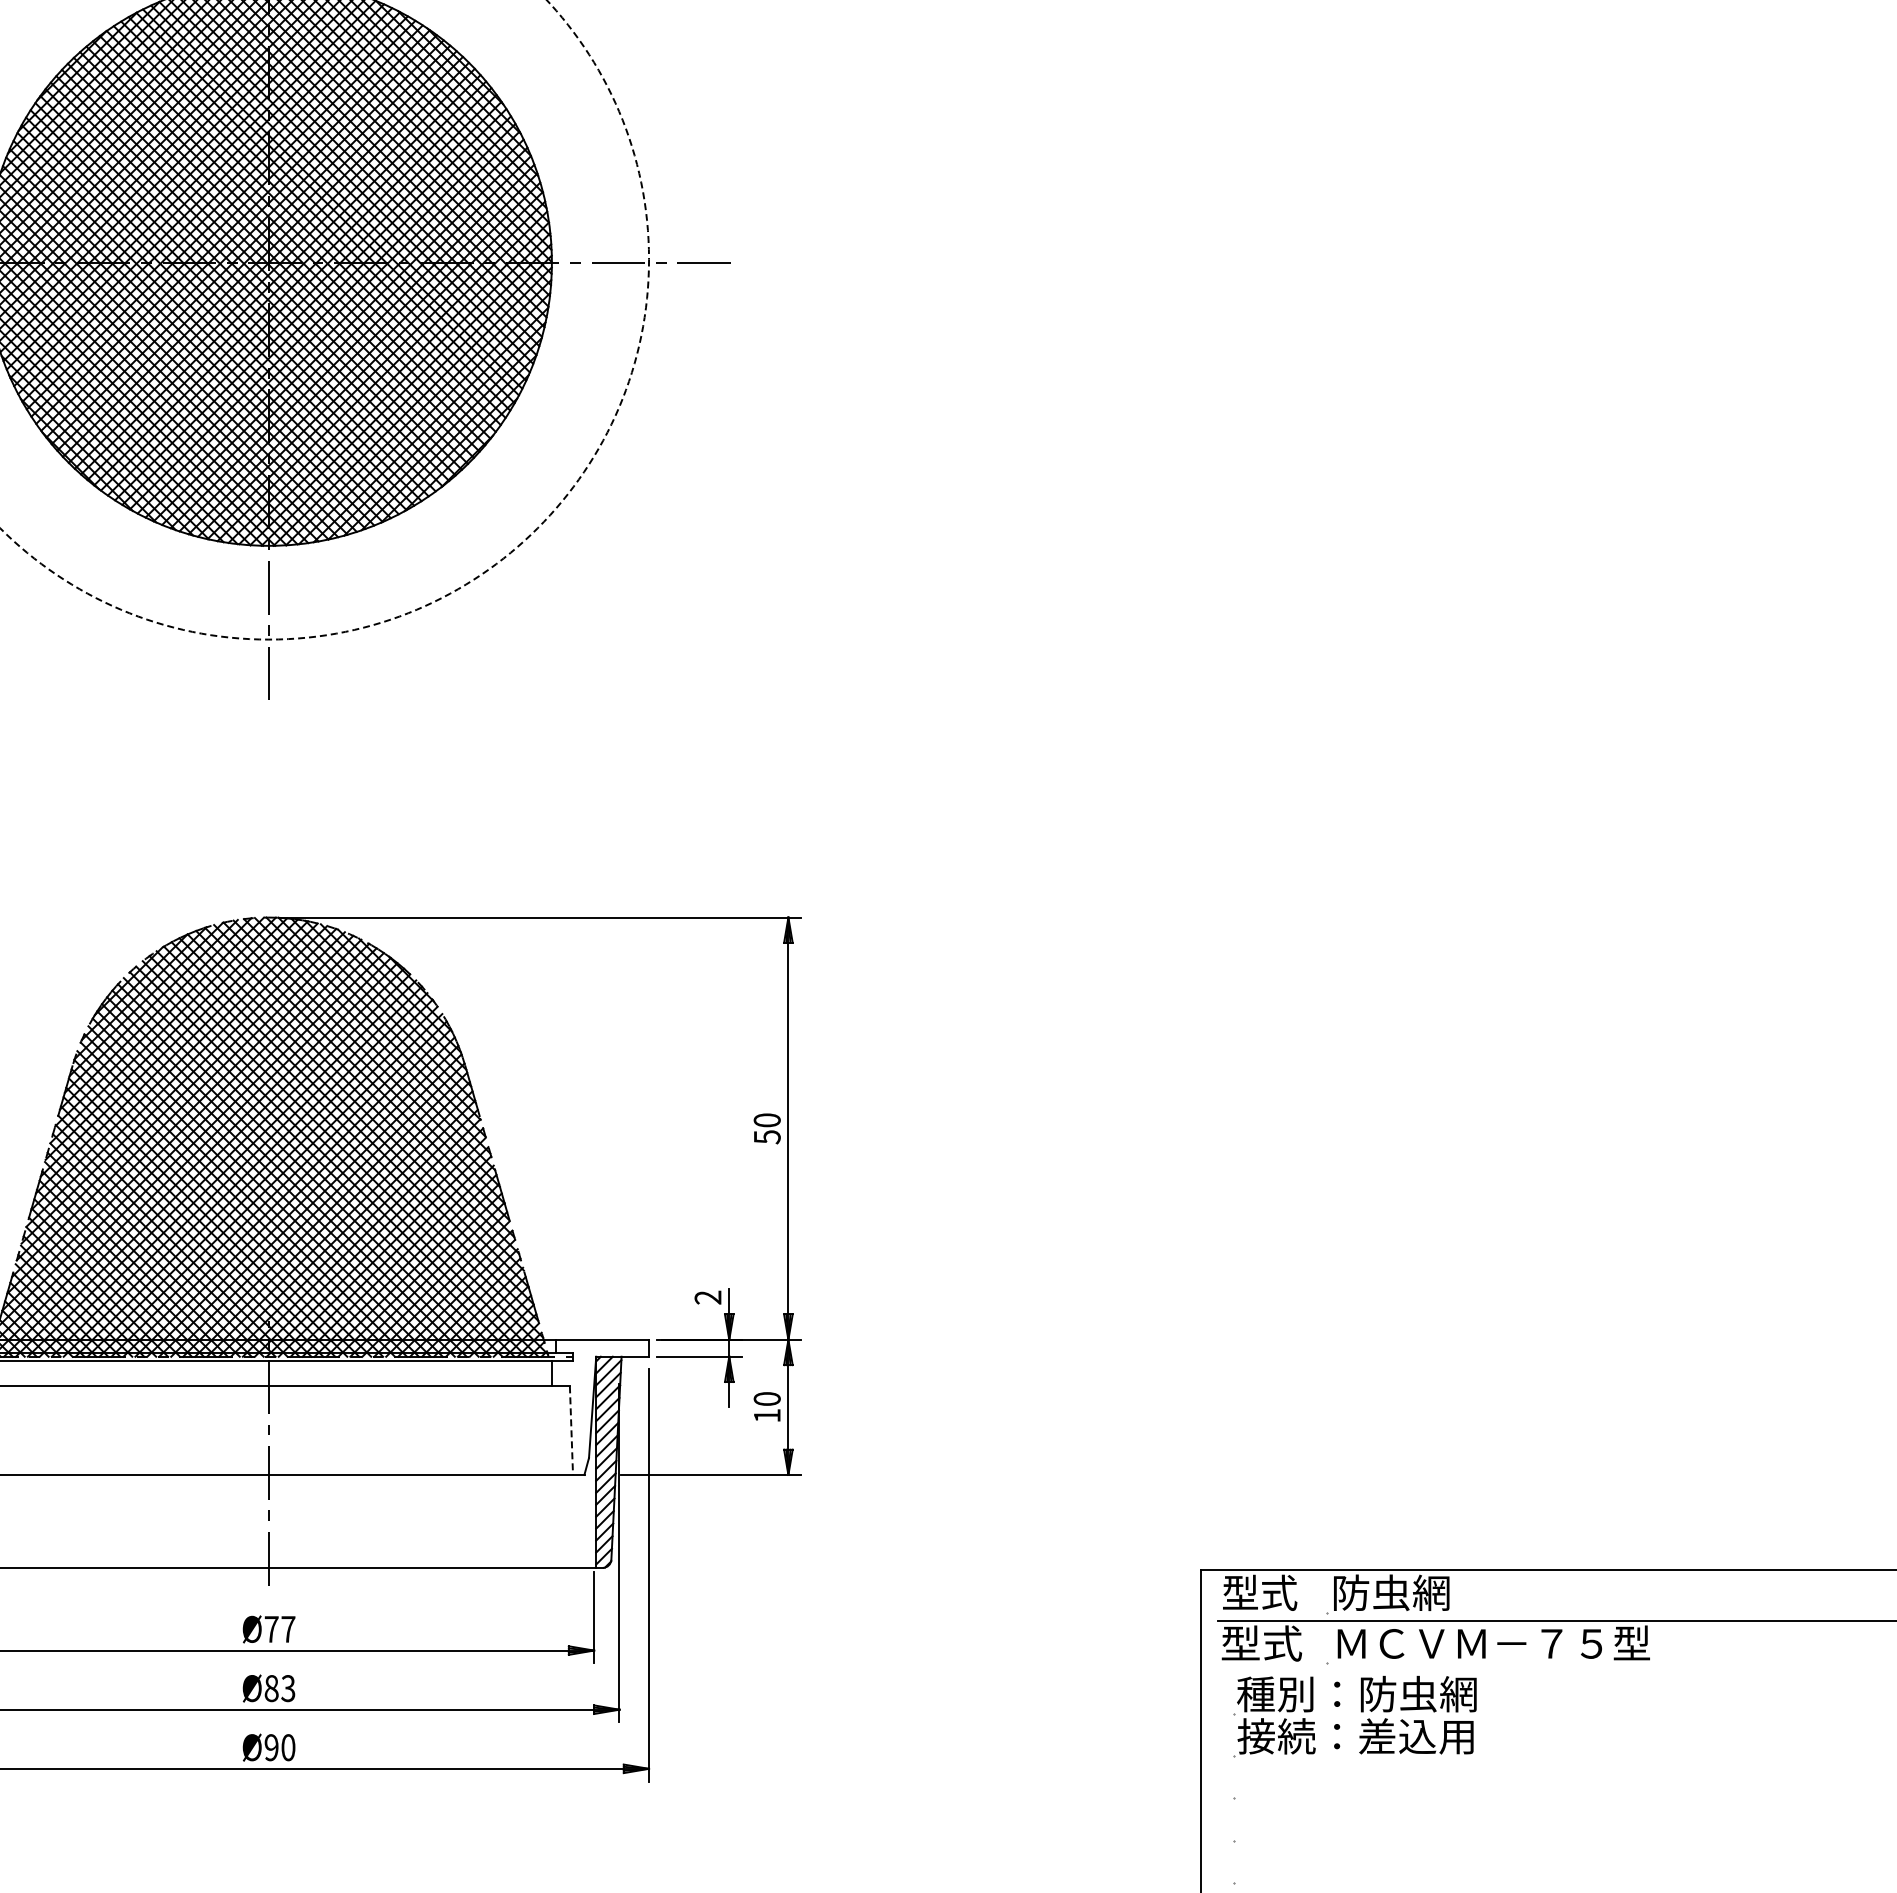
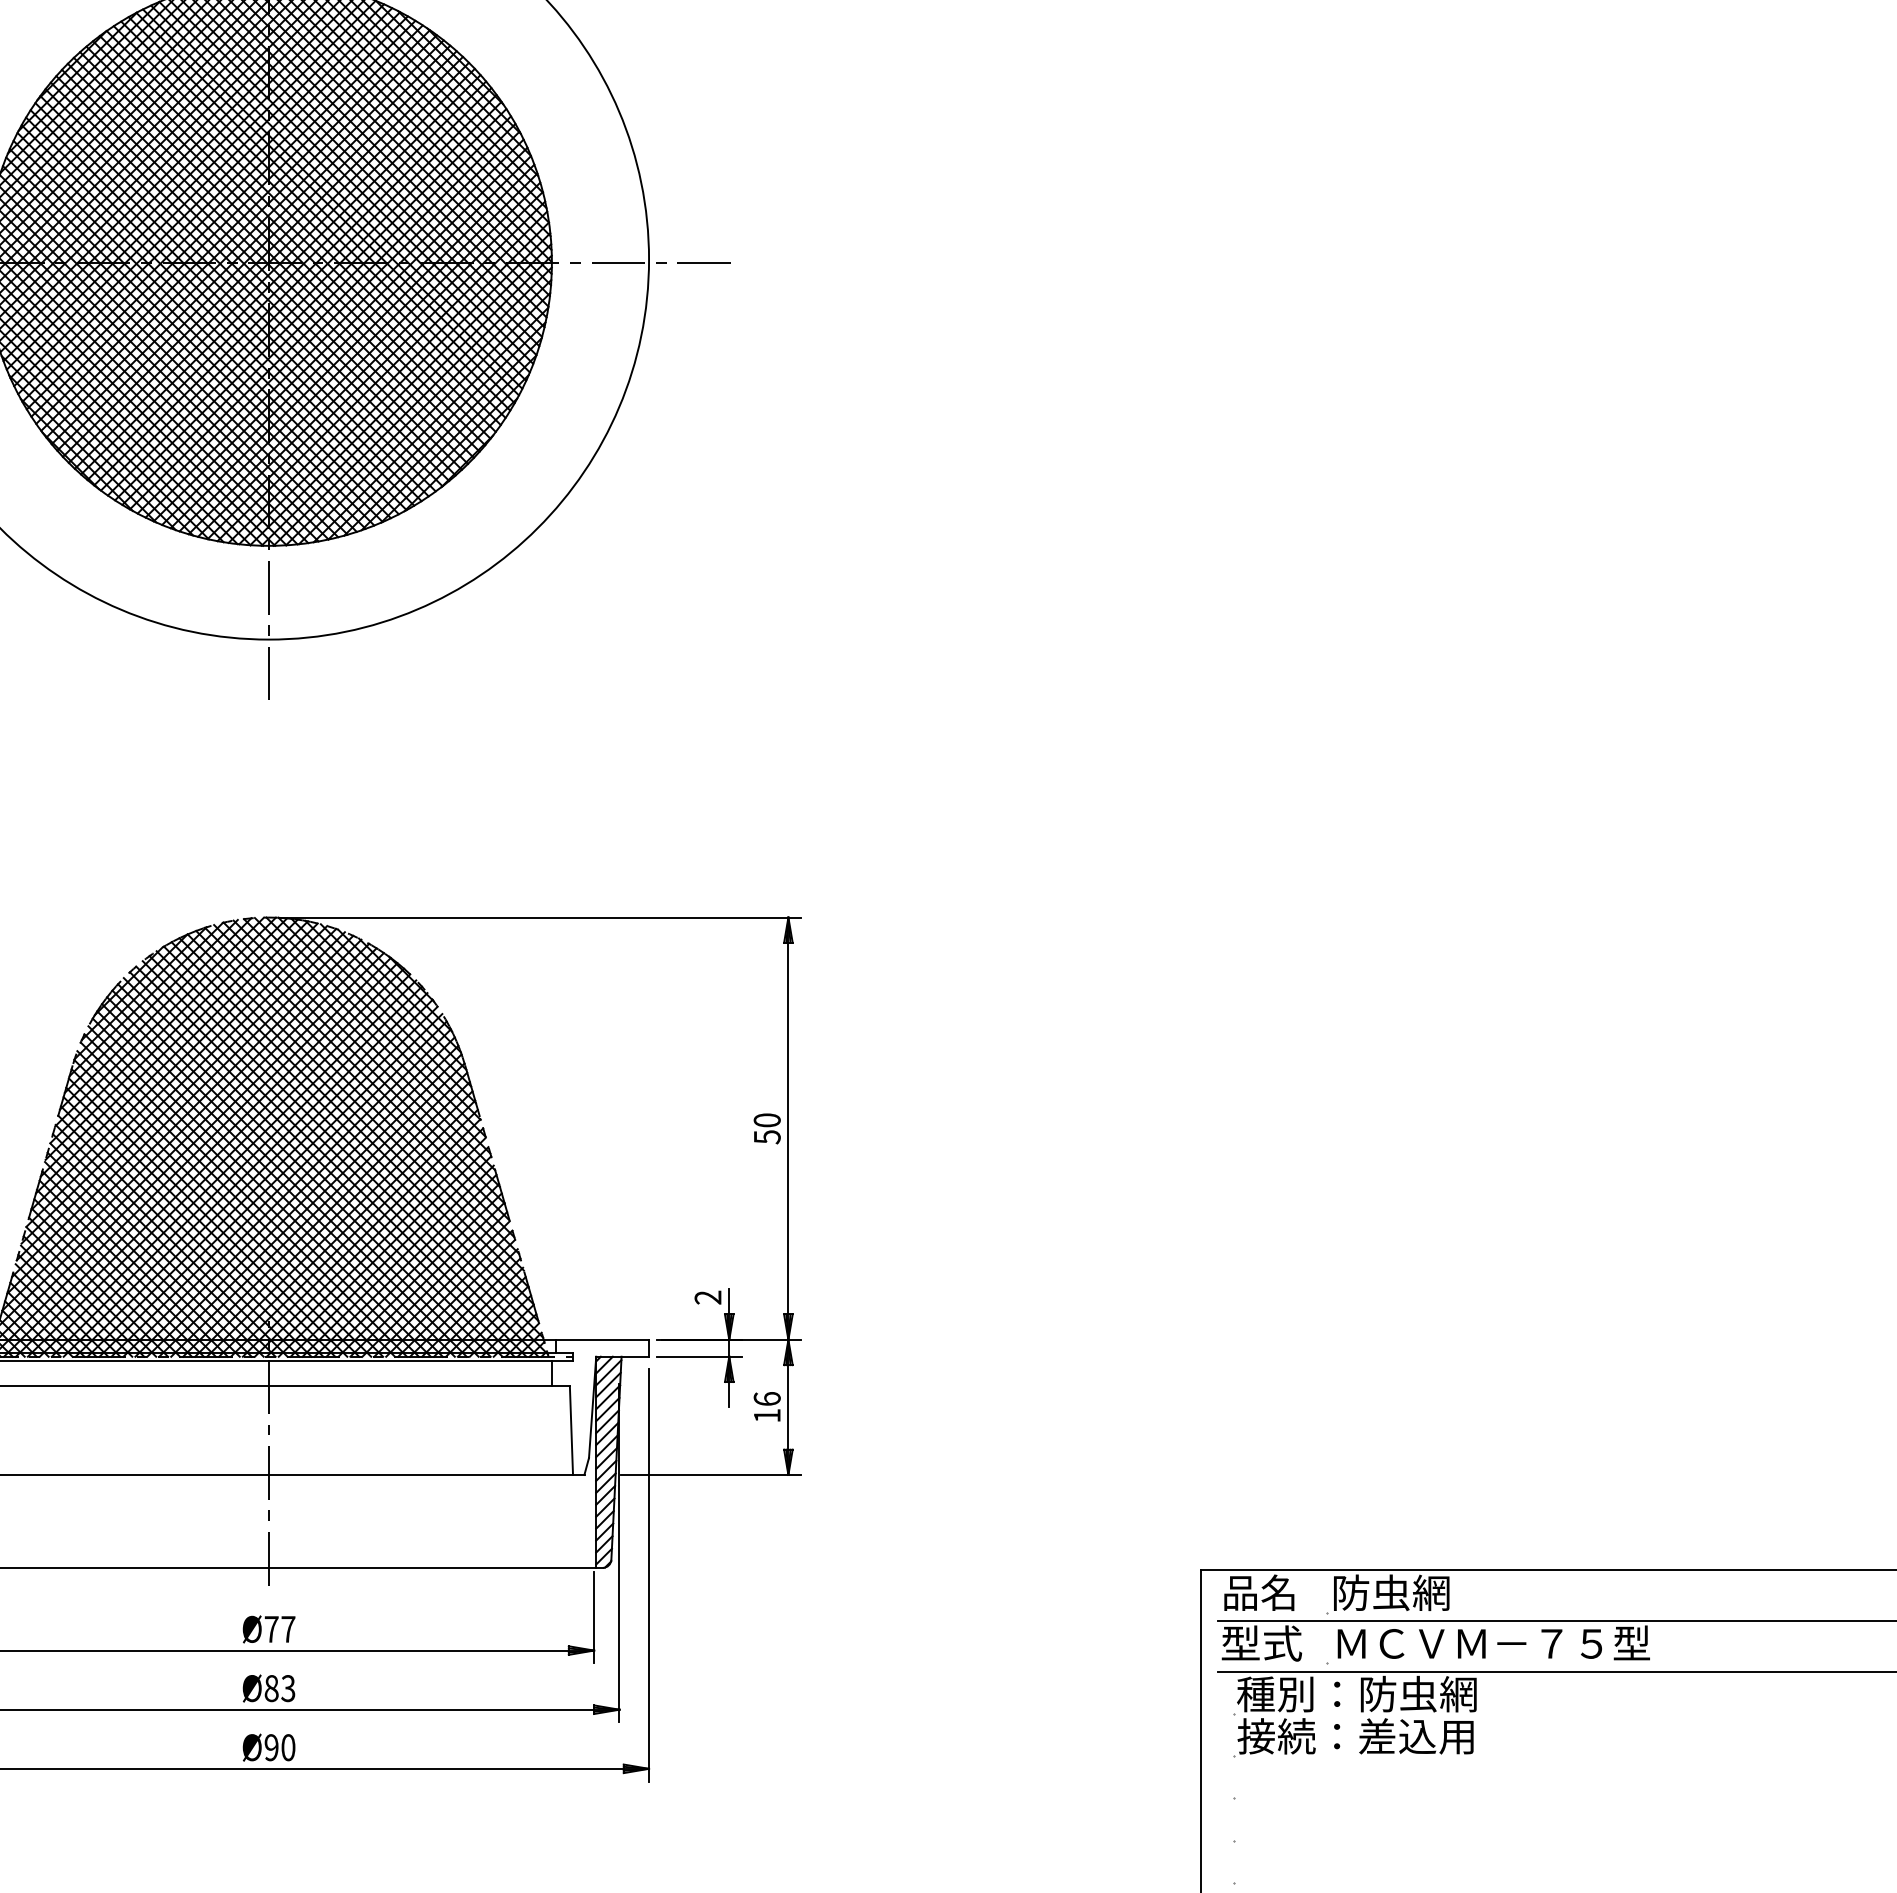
circle: dashed -> solid (324, 319)
text: 10 -> 16 (766, 1398)
line: dashed -> solid (571, 1431)
text: 型式 -> 品名 (1260, 1592)
line: none -> present (1555, 1671)
